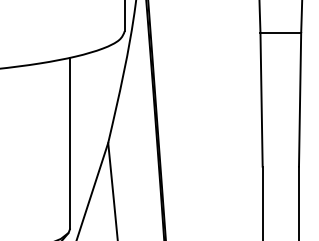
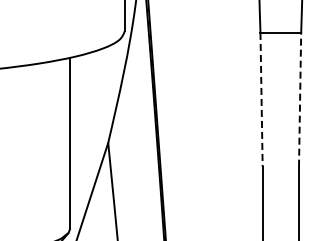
line: solid -> dashed (261, 99)
line: solid -> dashed (300, 99)
